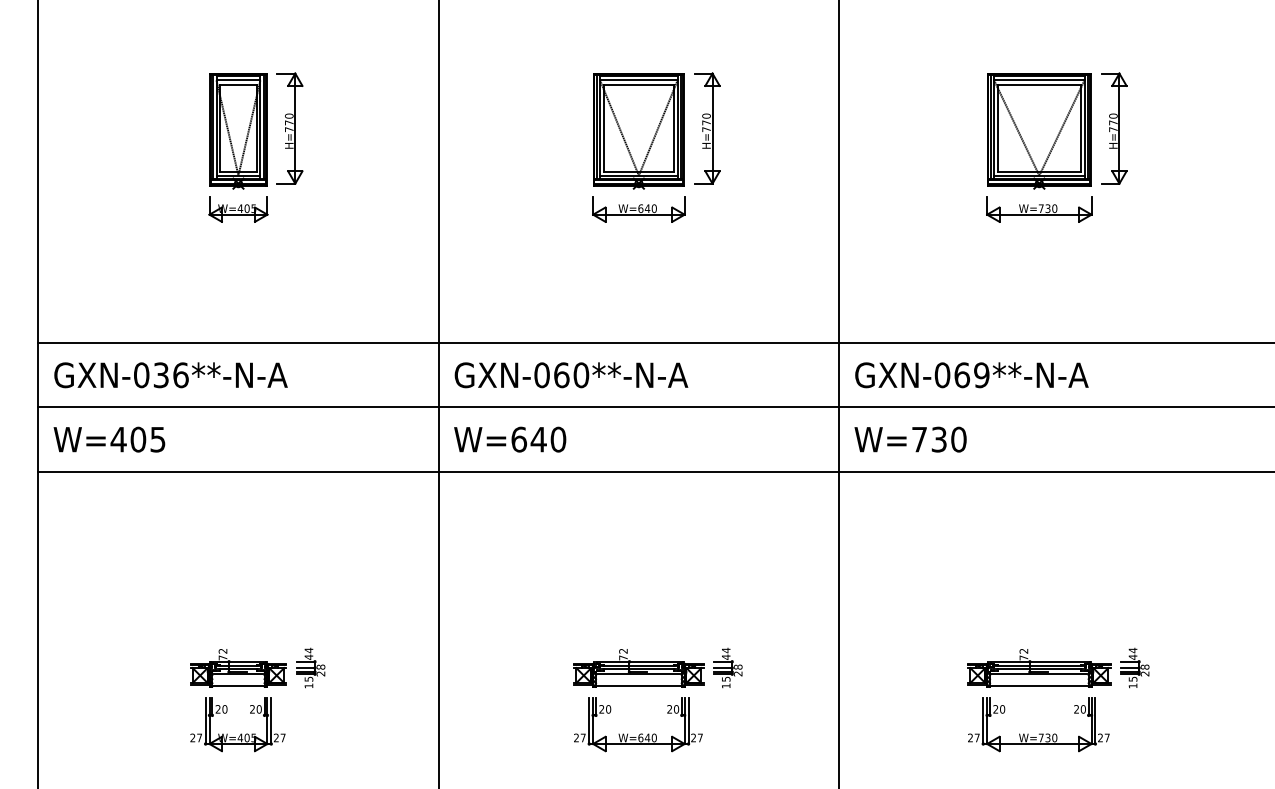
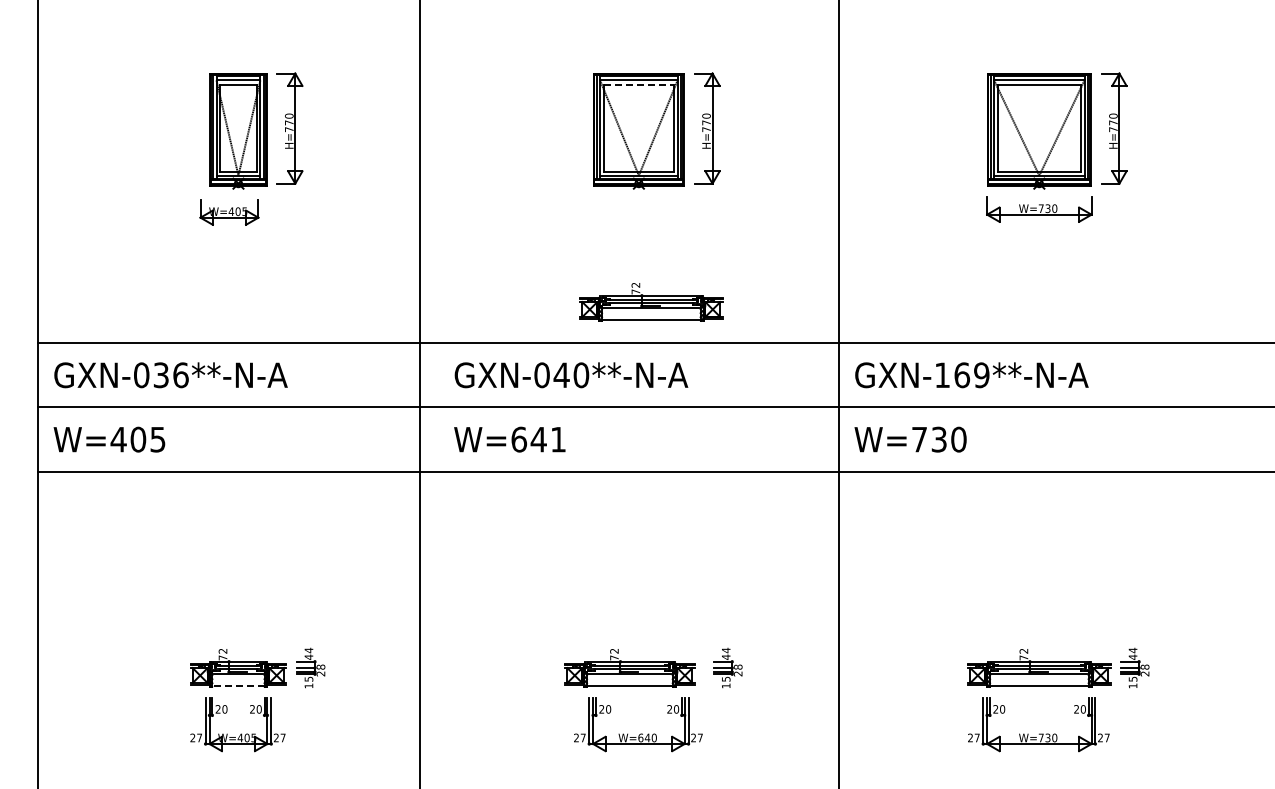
line: solid -> dashed (639, 84)
part position: (238, 209) -> (229, 212) (229, 212)
part: present -> none (638, 209)
part: none -> present (651, 302)
text: GXN-060**-N-A -> GXN-040**-N-A (561, 375)
text: GXN-069**-N-A -> GXN-169**-N-A (942, 375)
line position: (438, 393) -> (419, 393) (419, 393)
text: W=640 -> W=641 (558, 439)
part position: (638, 668) -> (629, 668) (629, 668)
line: solid -> dashed (237, 686)
